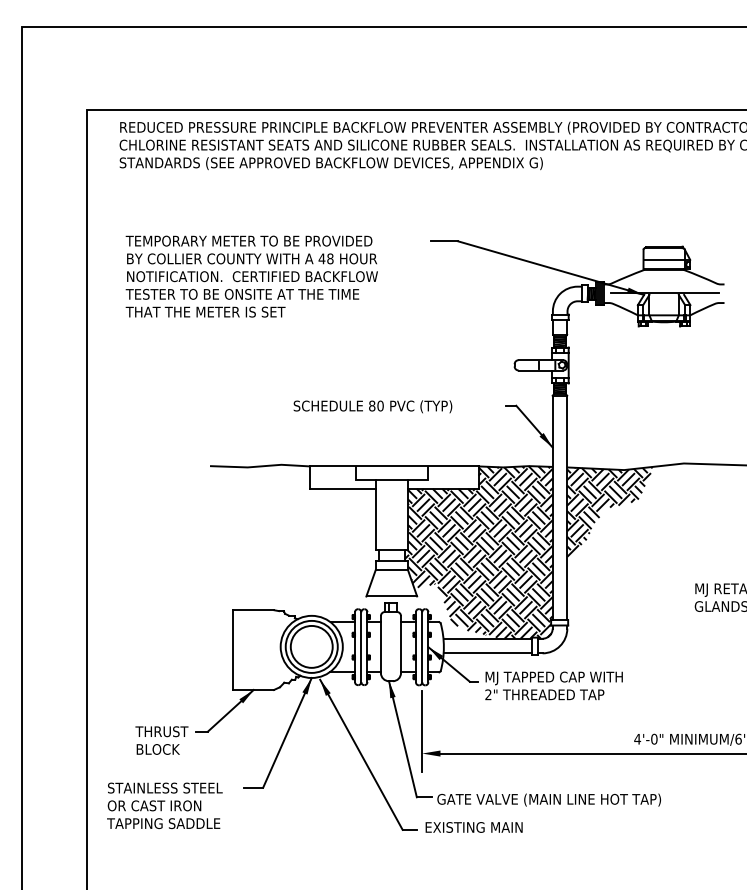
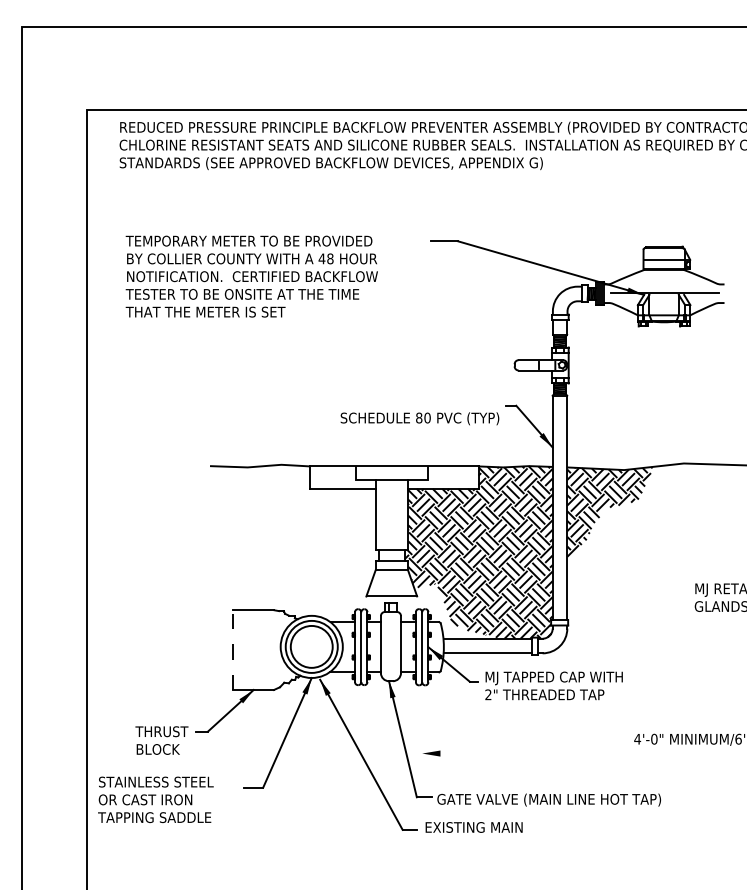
text position: (372, 406) -> (419, 418) (419, 418)
line: solid -> dashed (233, 650)
line: present -> none (422, 731)
line: present -> none (591, 753)
text position: (164, 805) -> (155, 799) (155, 799)
